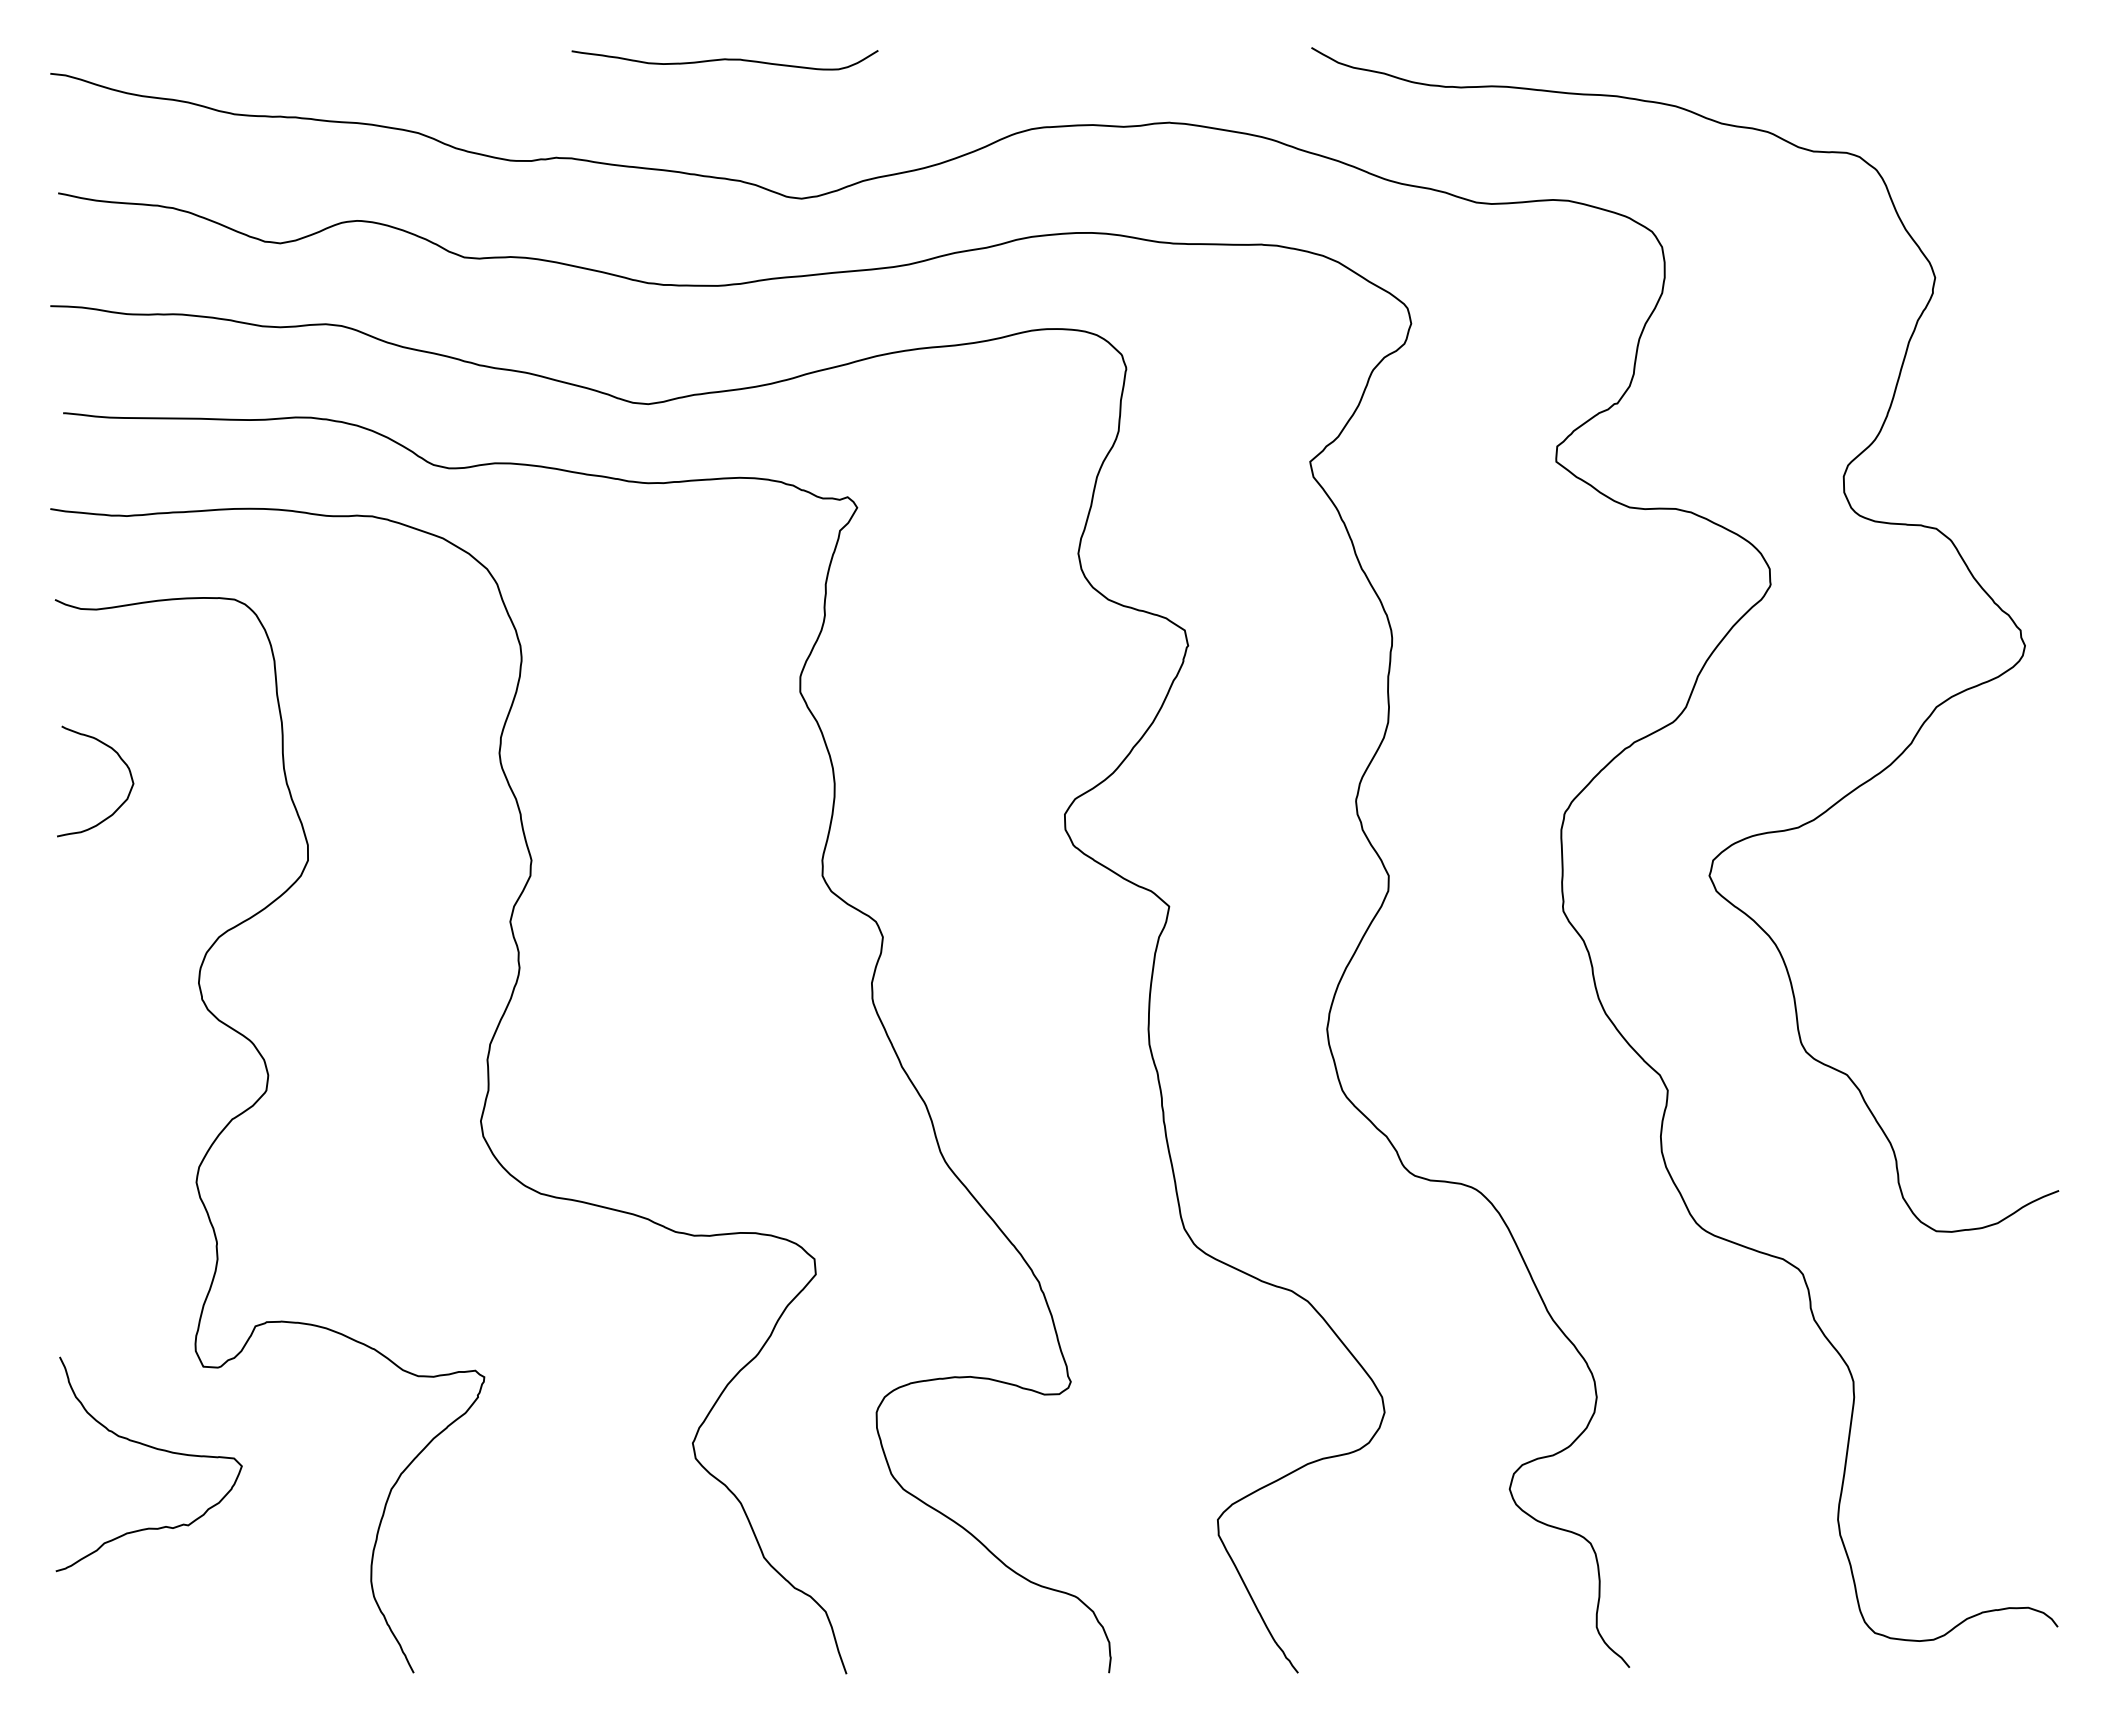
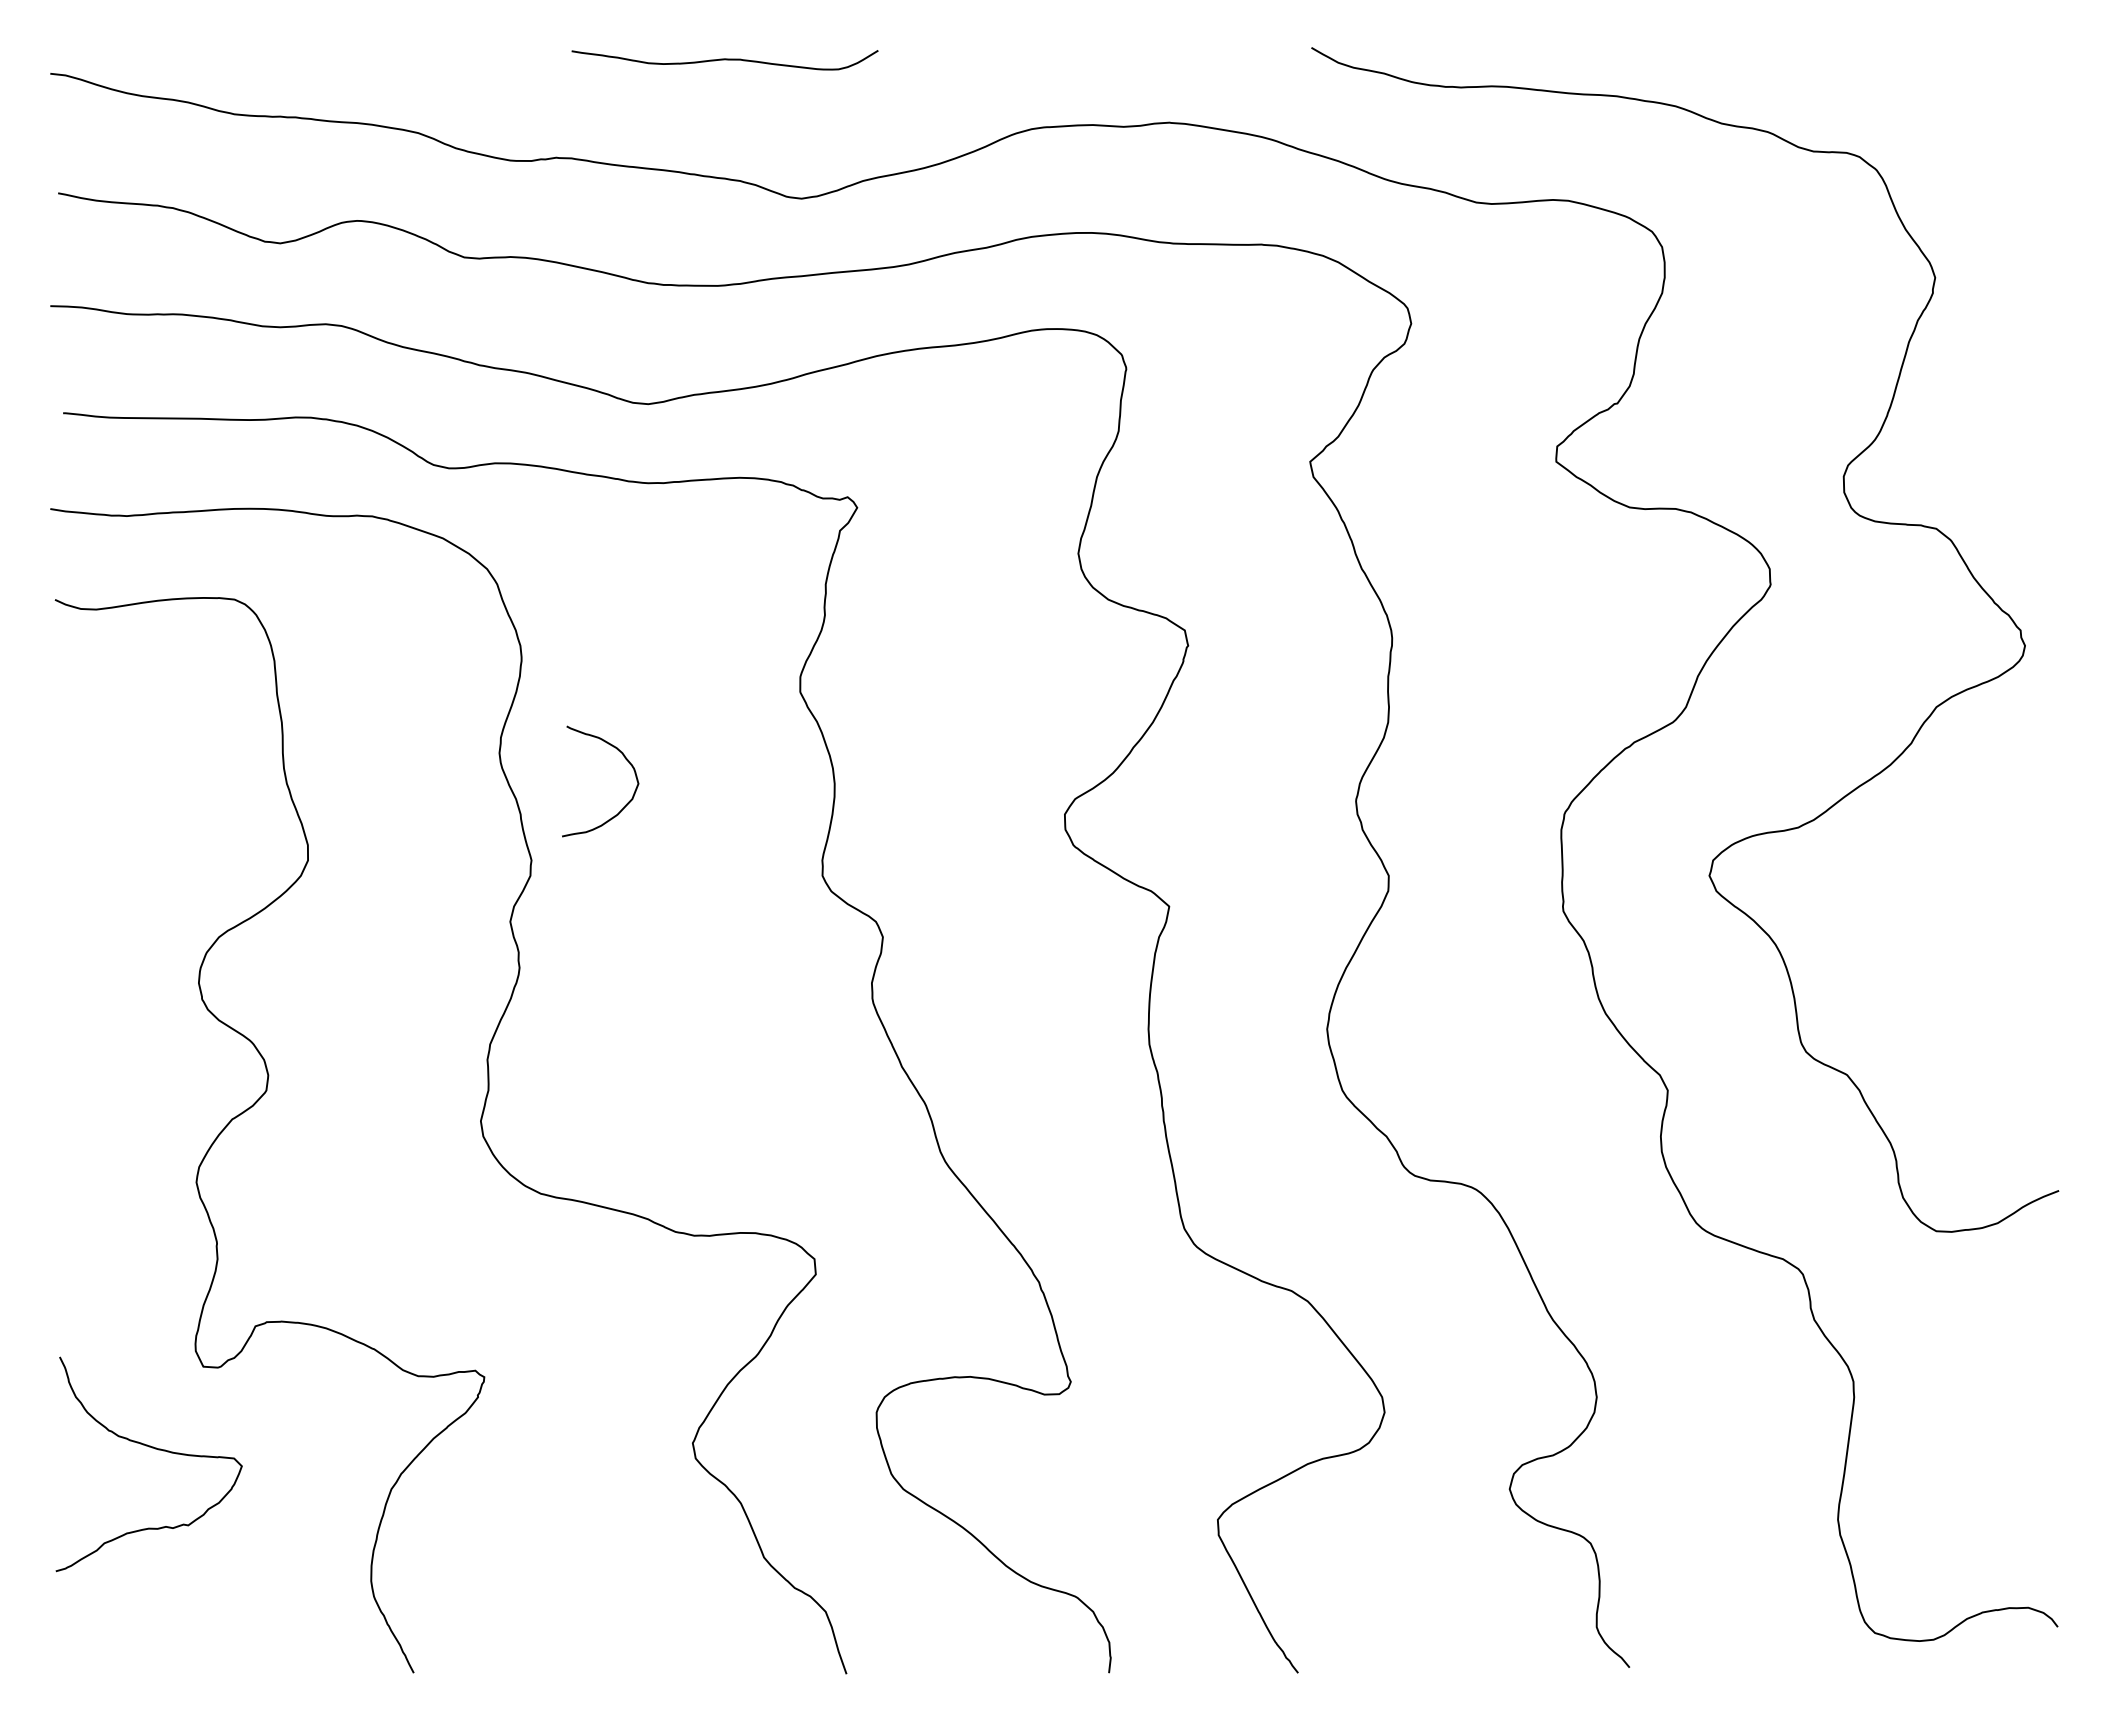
curve position: (119, 758) -> (624, 758) (624, 758)
